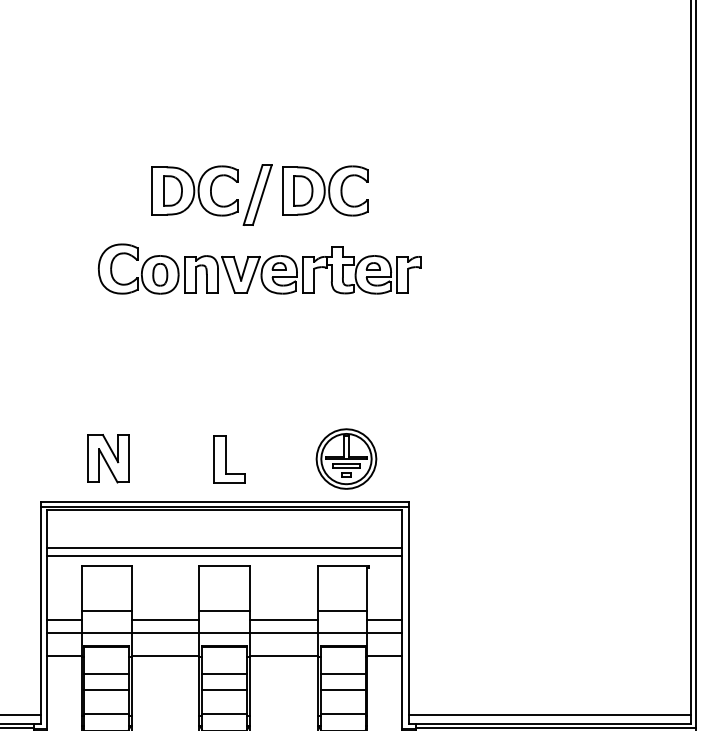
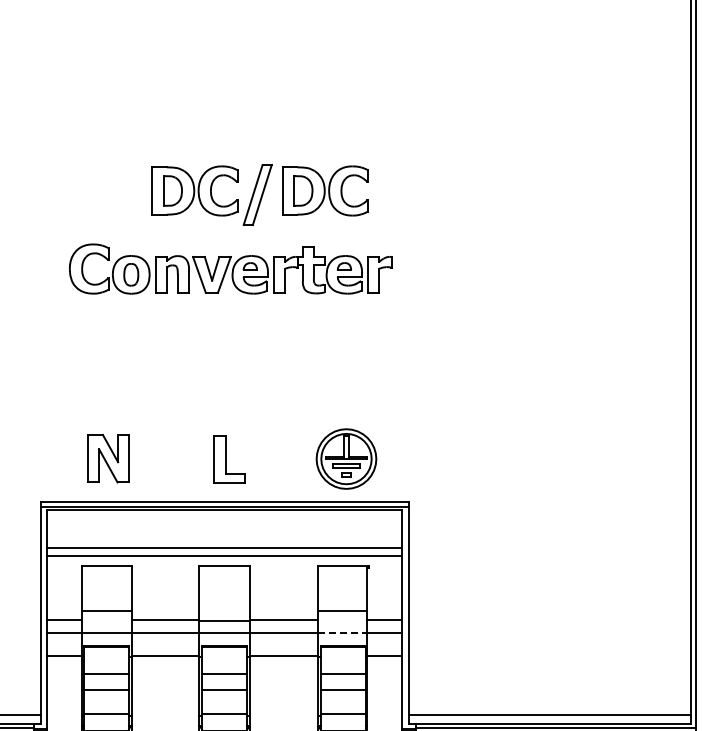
part position: (259, 268) -> (230, 268) (230, 268)
line position: (224, 611) -> (224, 621) (224, 621)
line: solid -> dashed (342, 633)
